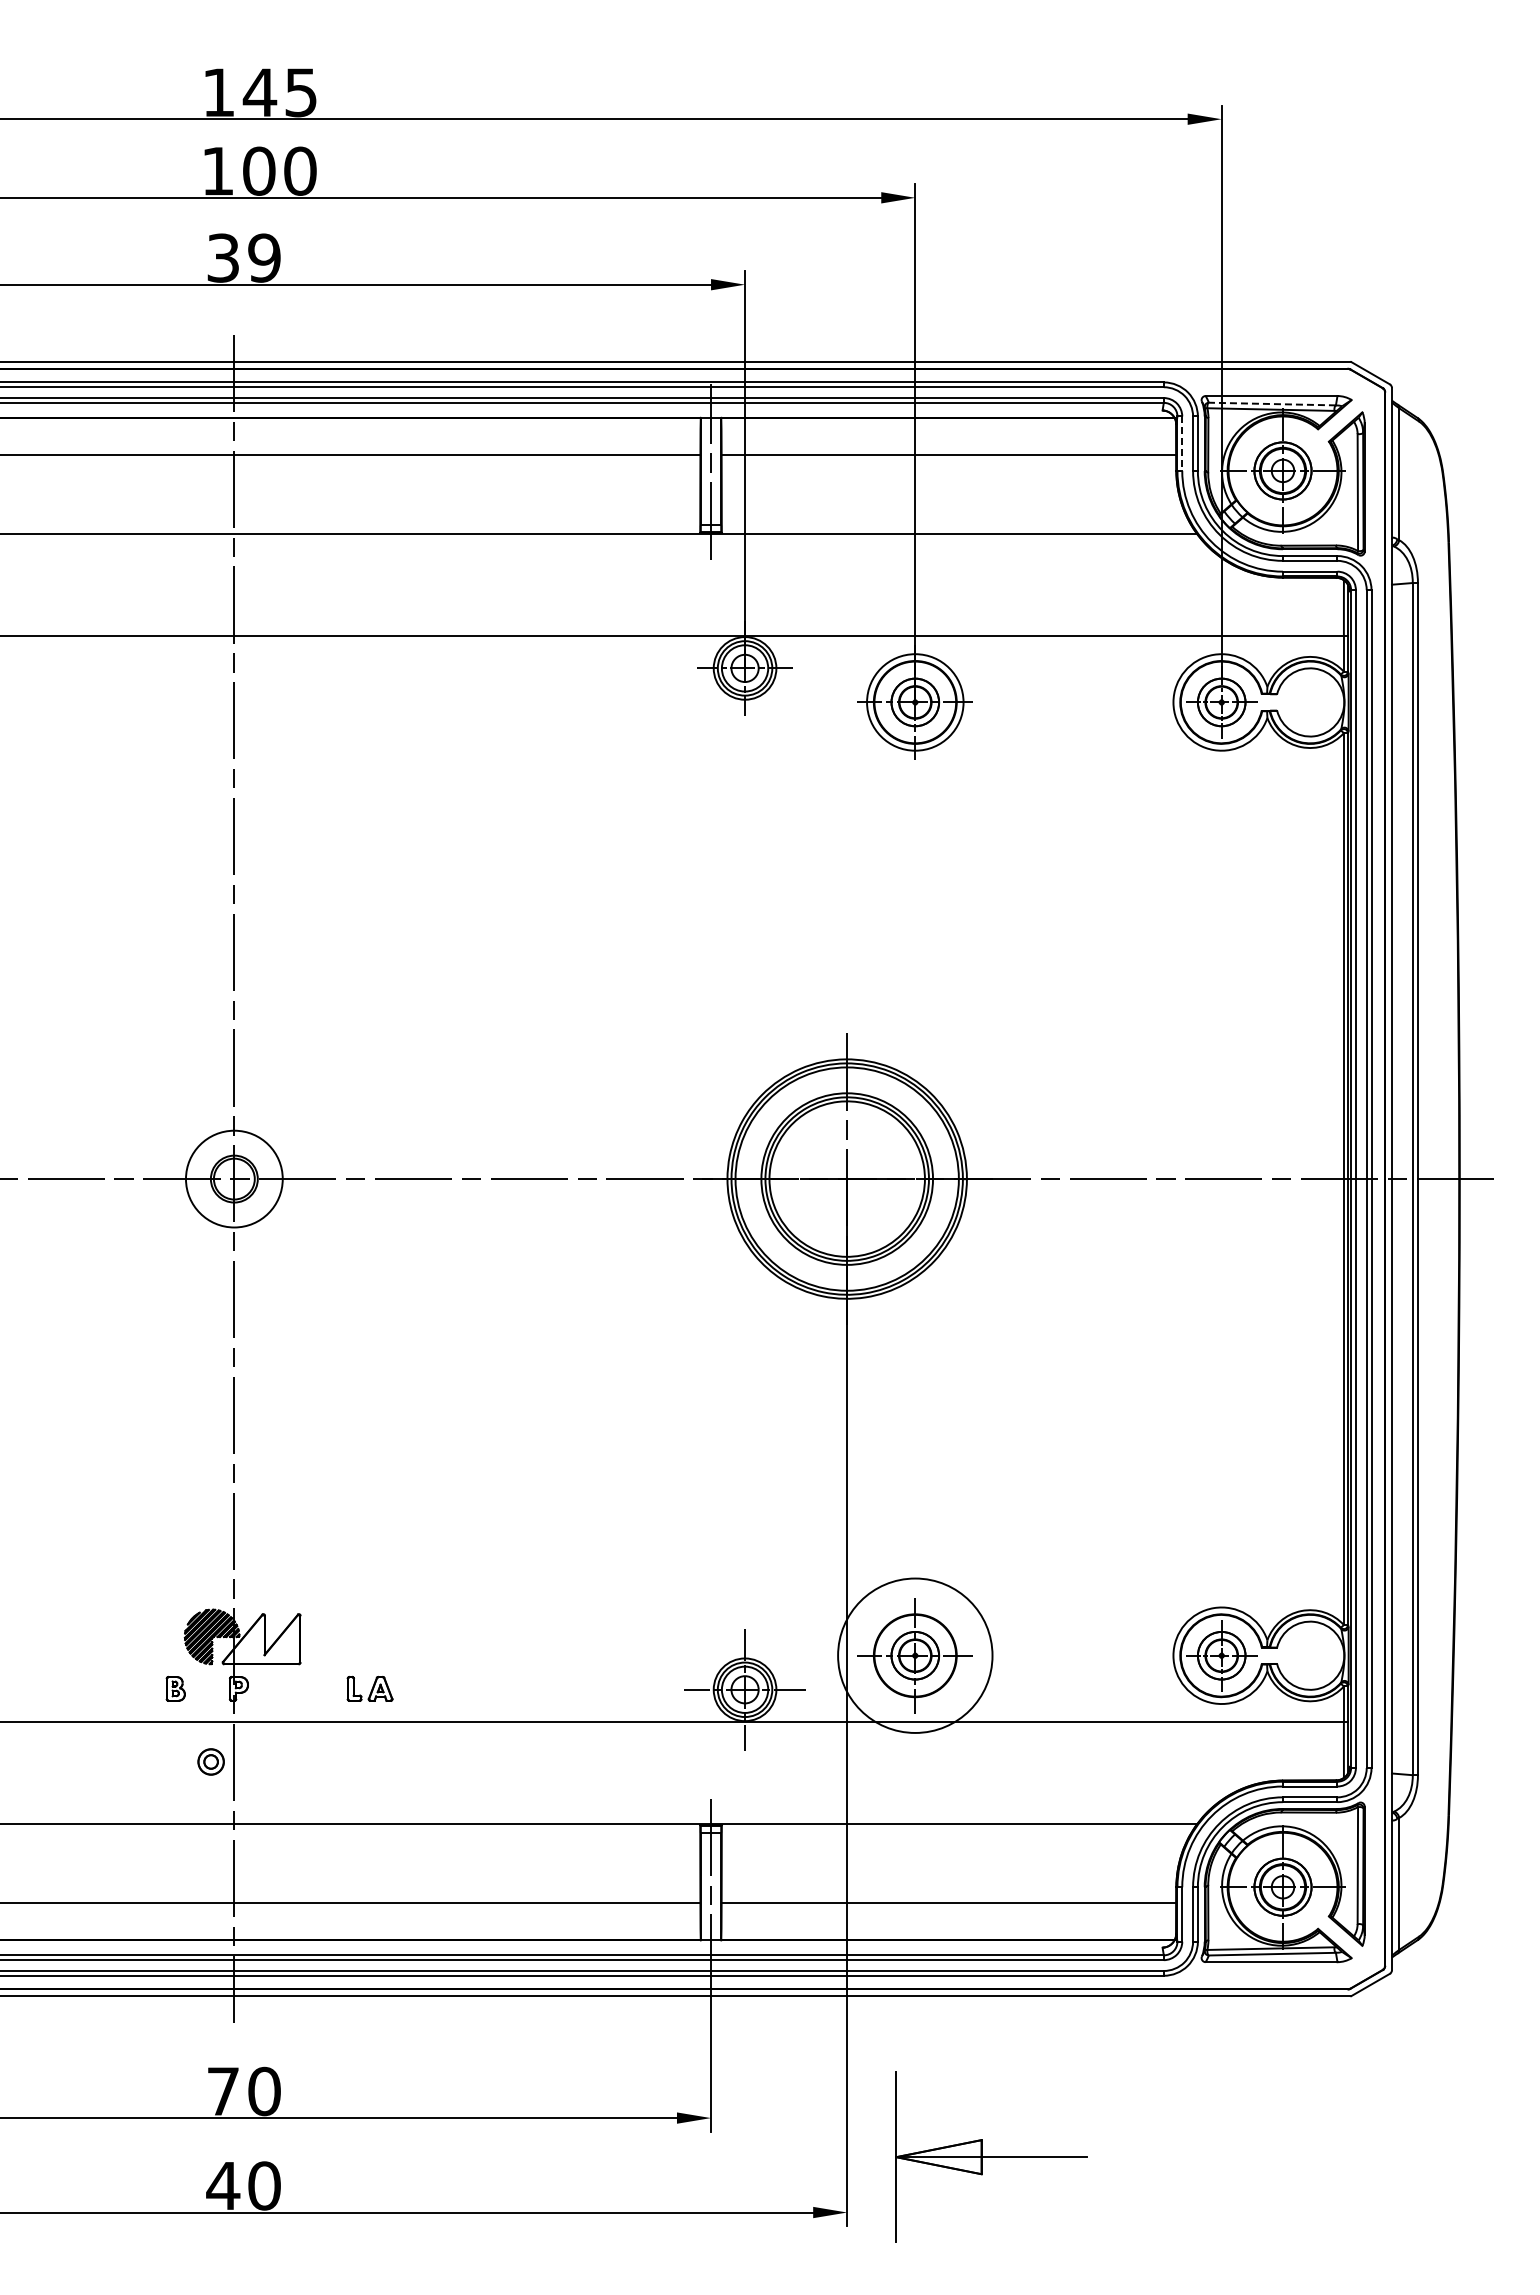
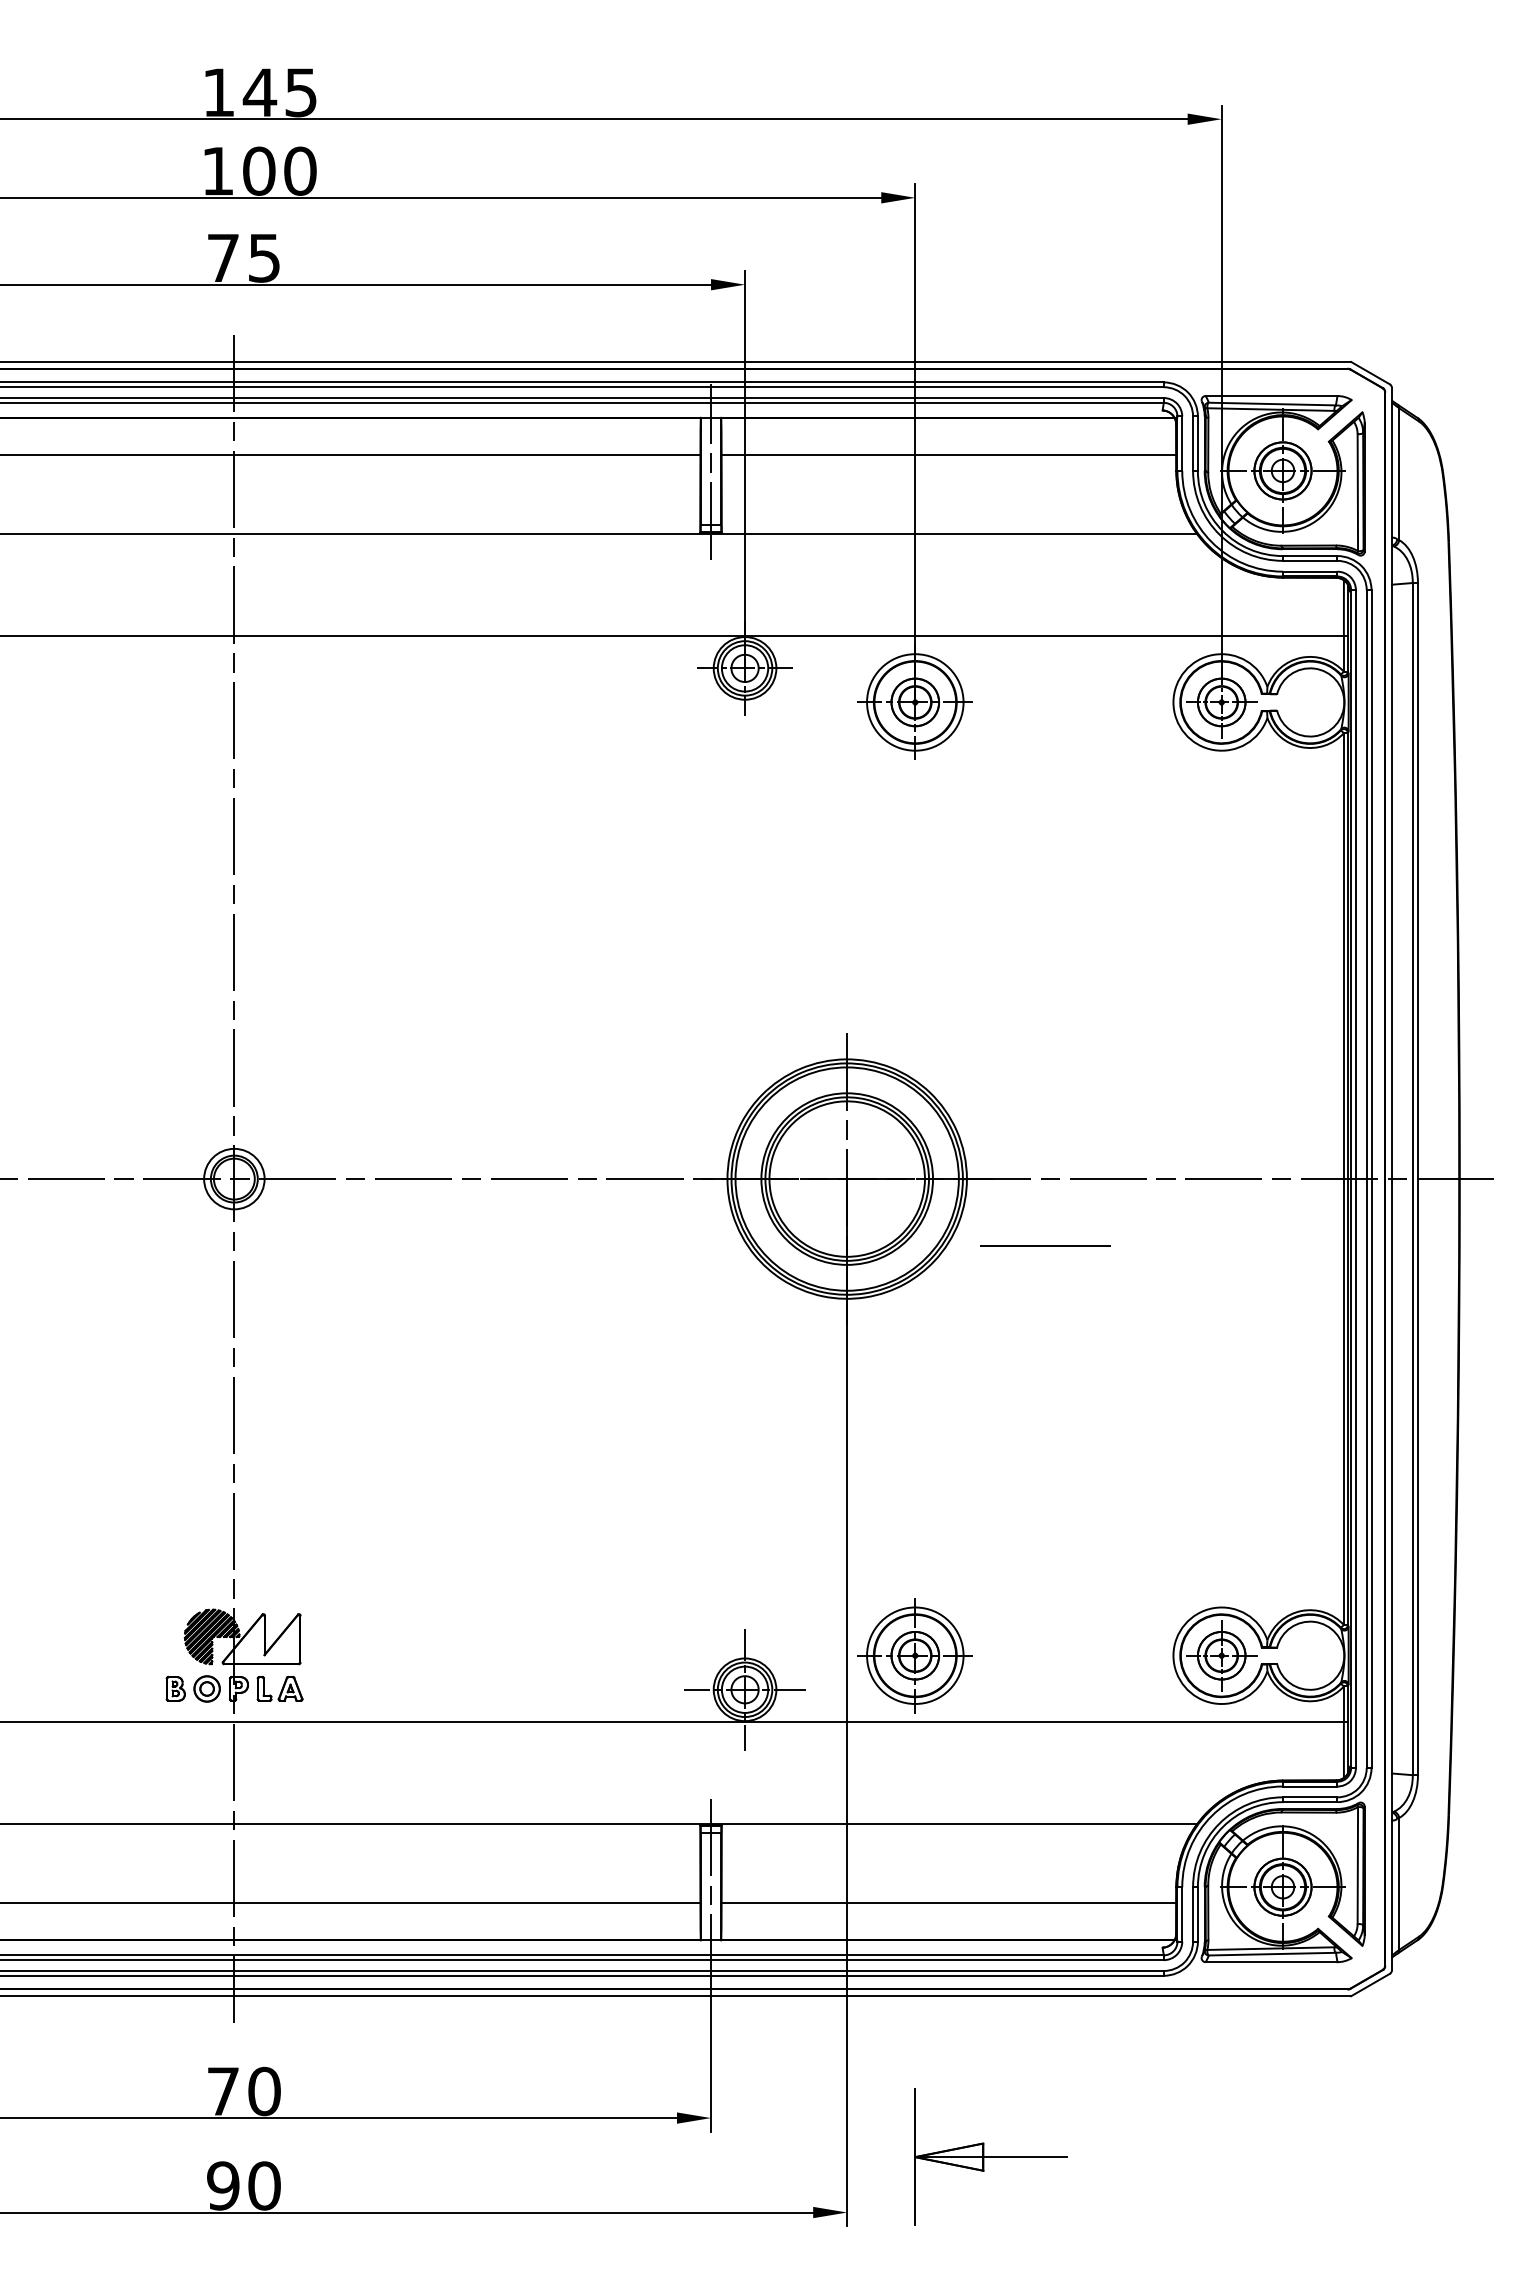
text: 39 -> 75 (243, 257)
line: dashed -> solid (1272, 404)
line: dashed -> solid (1182, 444)
circle diameter: 97 px -> 60 px (234, 1178)
line: none -> present (1045, 1245)
circle diameter: 154 px -> 97 px (915, 1655)
part position: (369, 1688) -> (279, 1688) (279, 1688)
part position: (210, 1761) -> (206, 1688) (206, 1688)
part size: 193x172 px -> 154x138 px (990, 2156)
text: 40 -> 90 (223, 2185)
